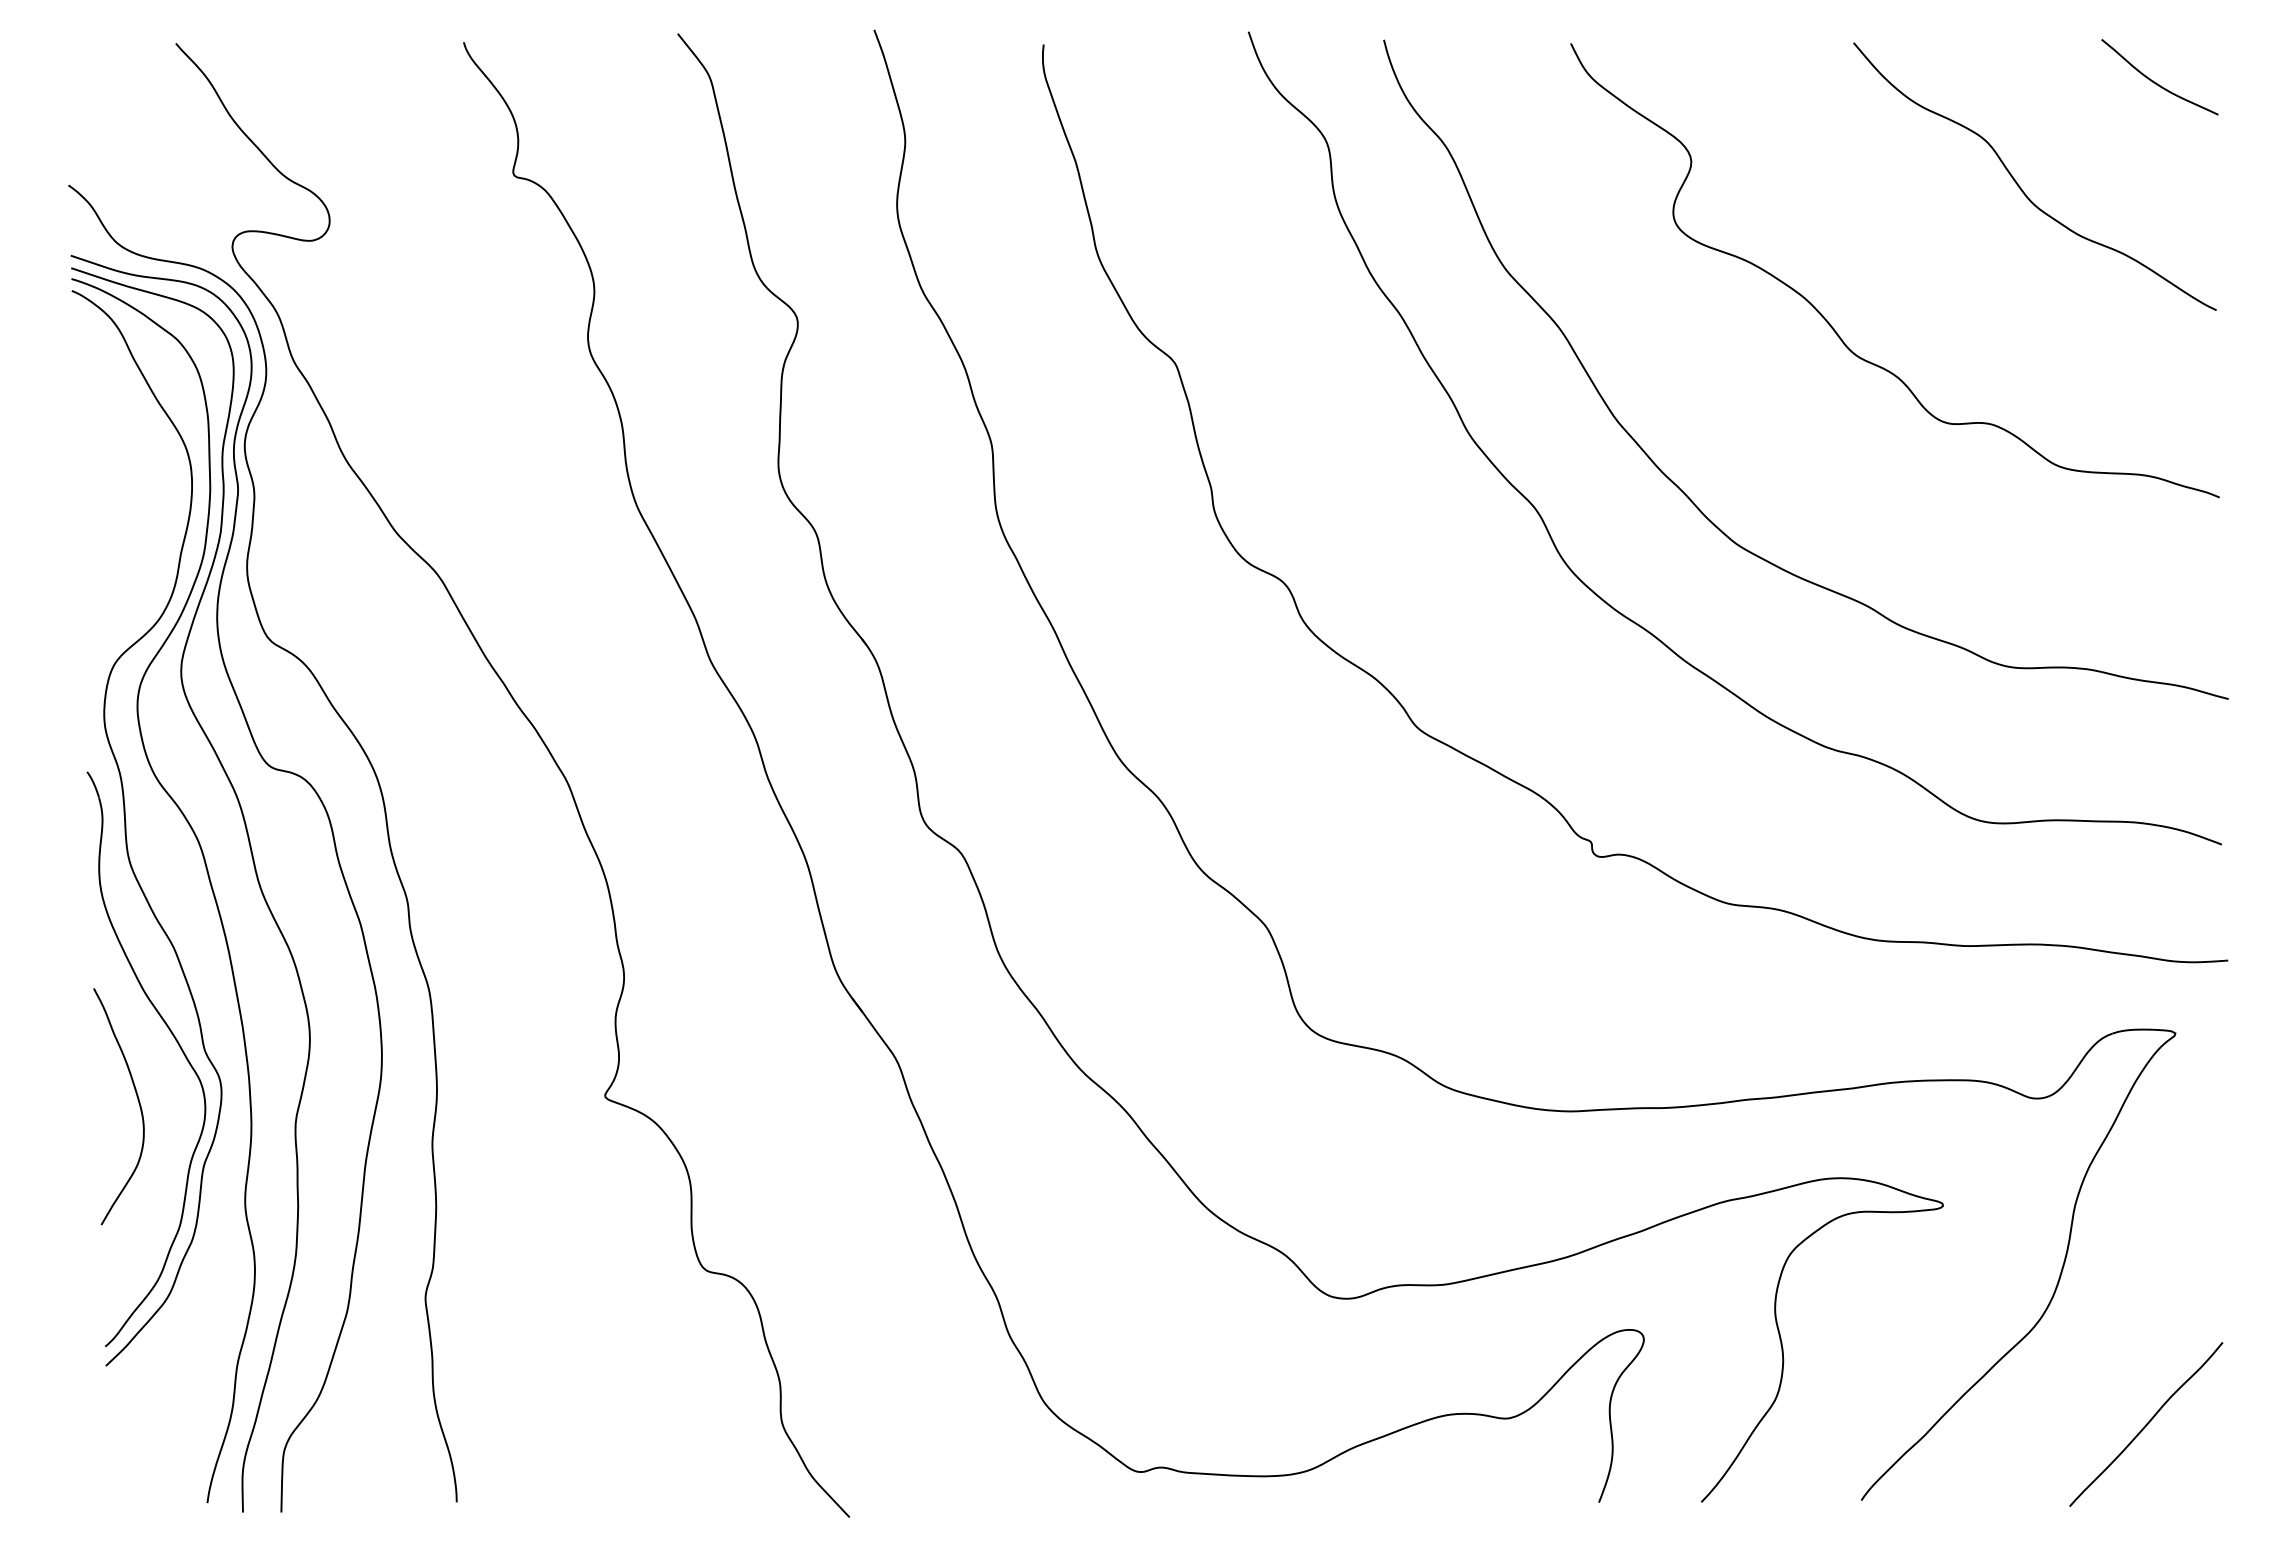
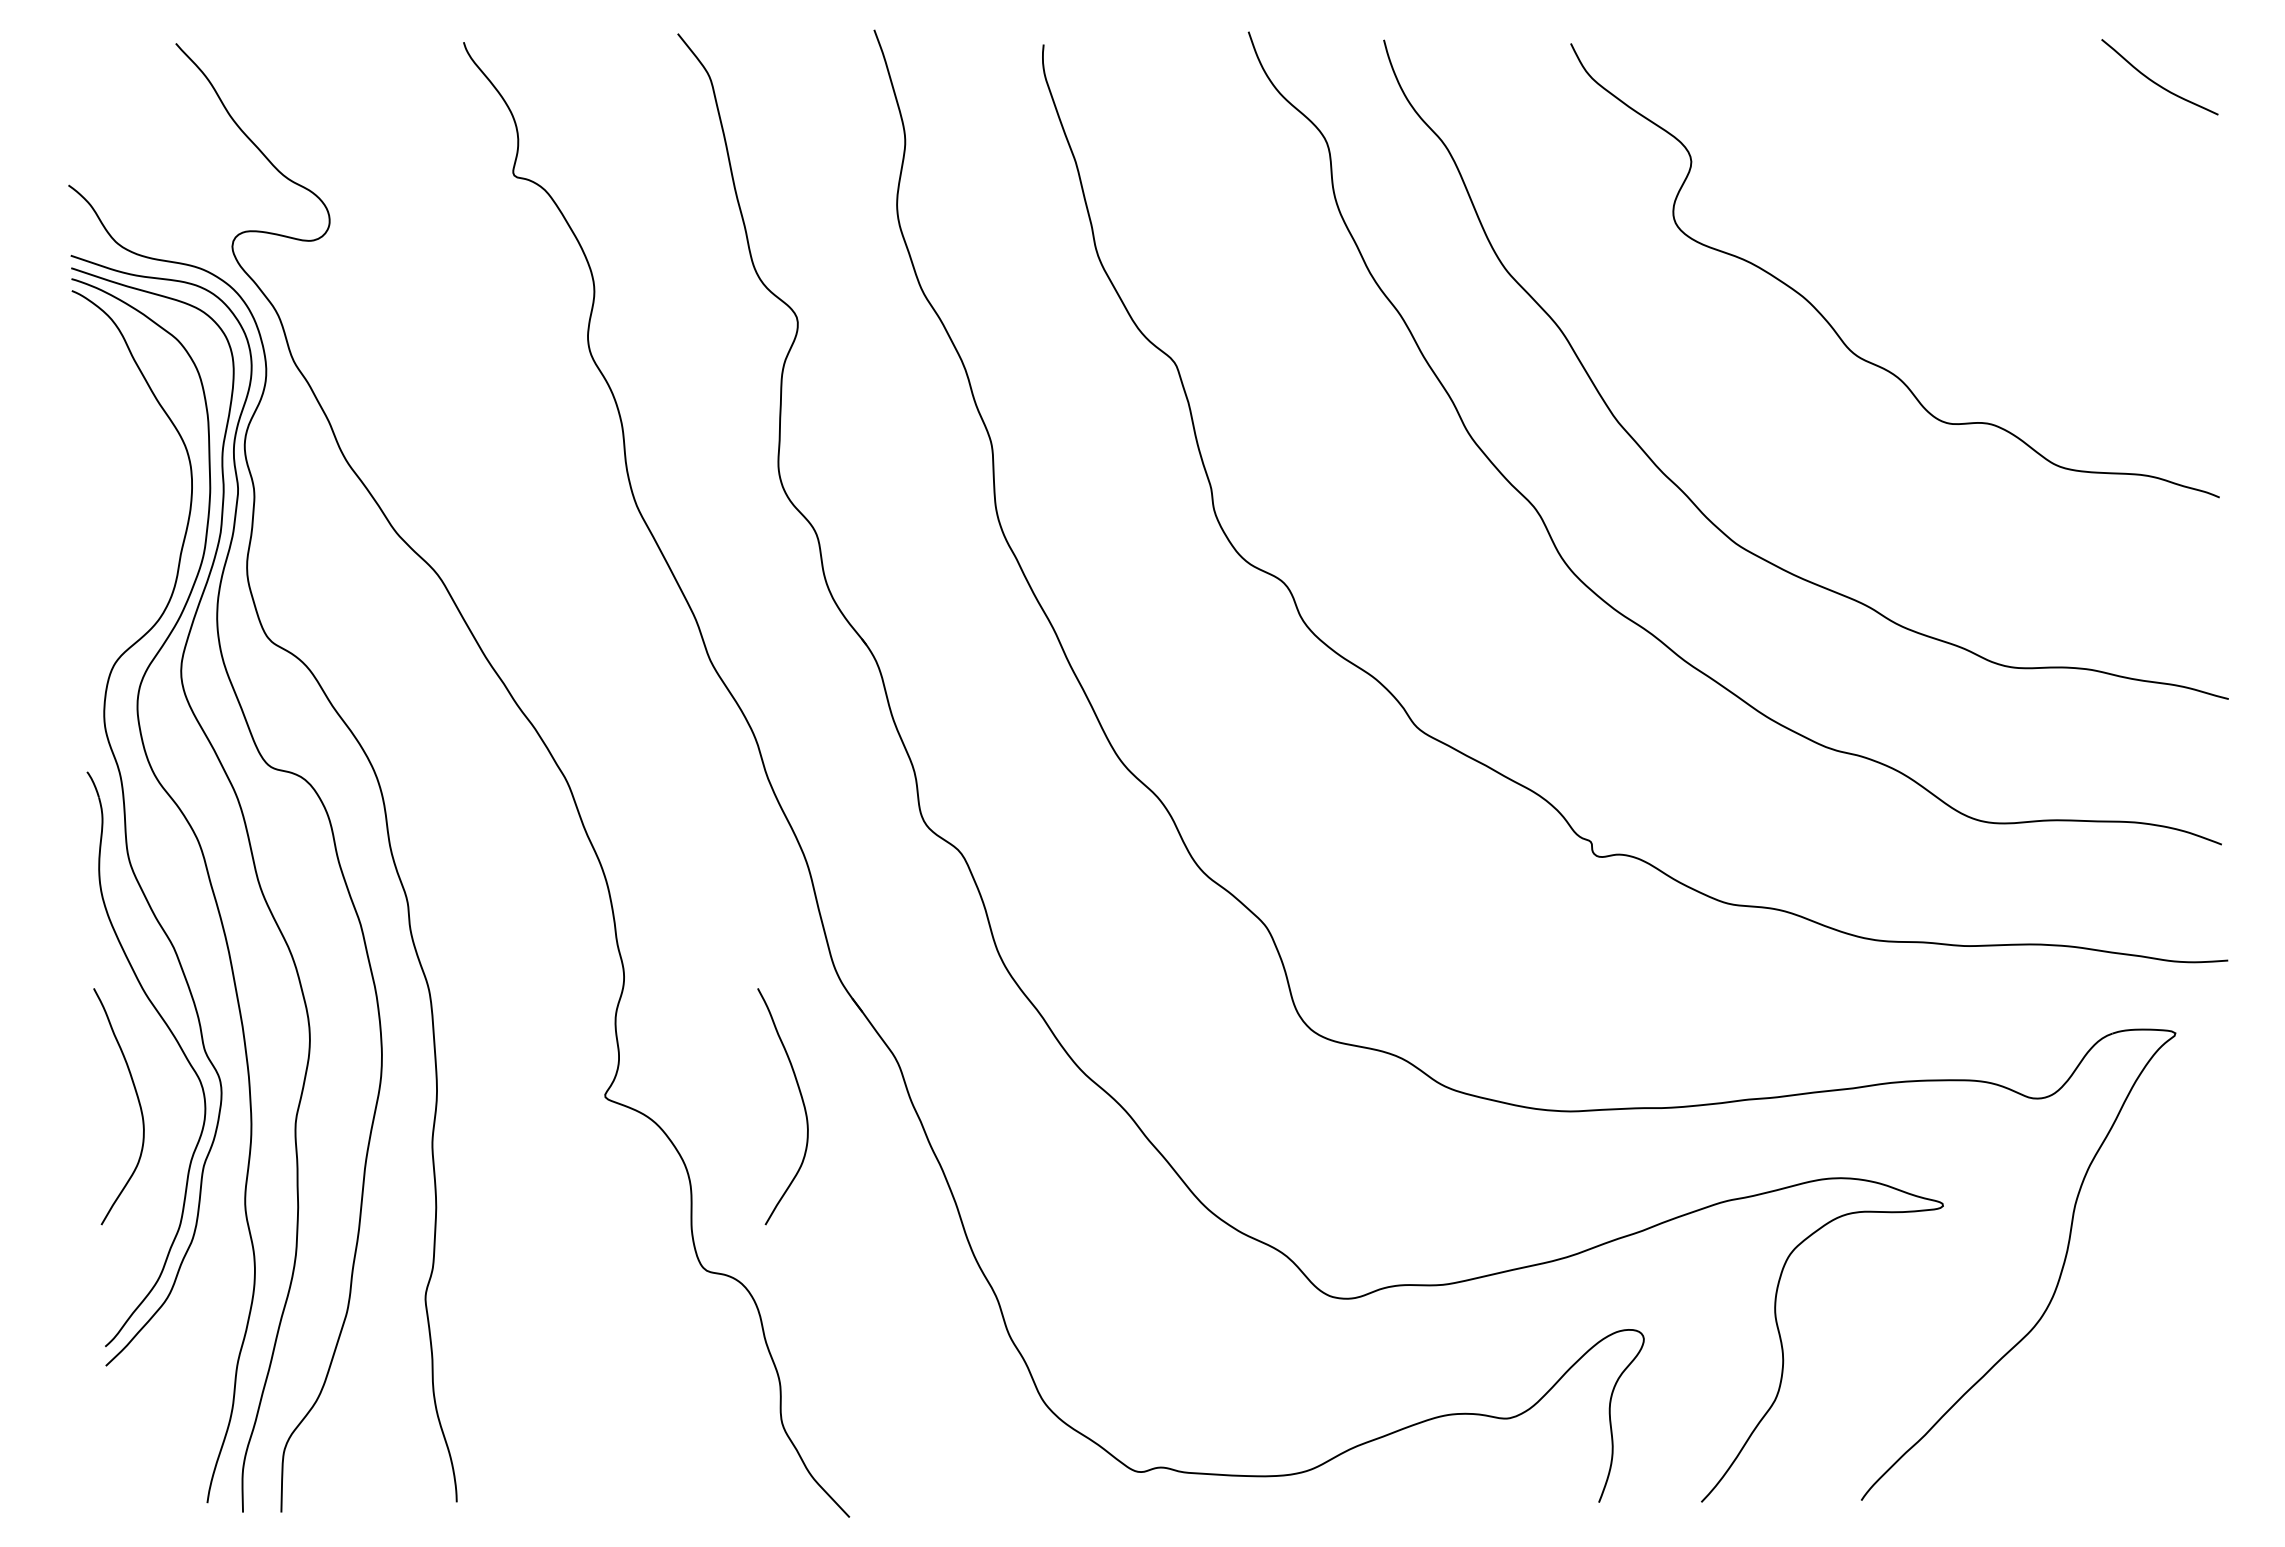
curve: present -> none (2020, 186)
curve: none -> present (801, 1100)
curve: present -> none (2146, 1424)
